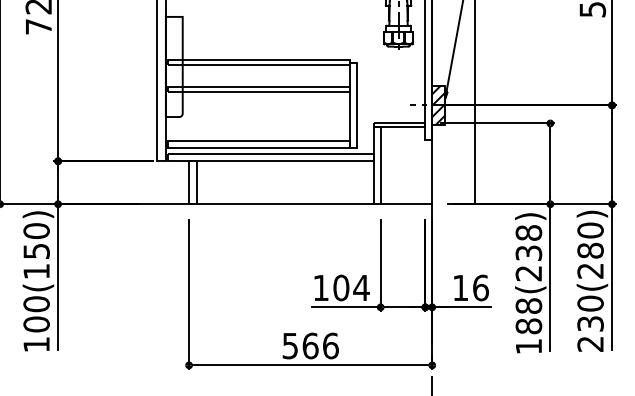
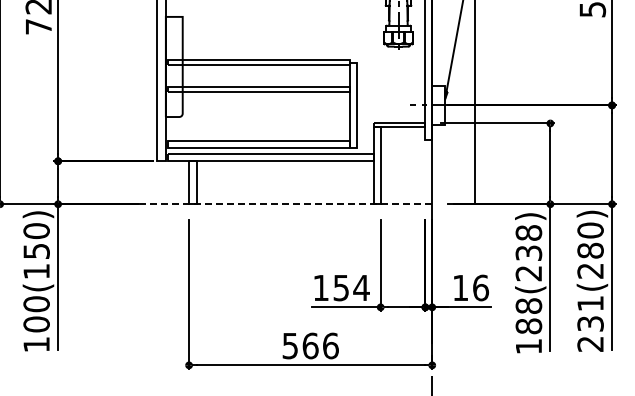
hatch: present -> none (438, 105)
line: solid -> dashed (266, 204)
text: 104 -> 154 (341, 287)
text: 230(280) -> 231(280) (590, 303)
